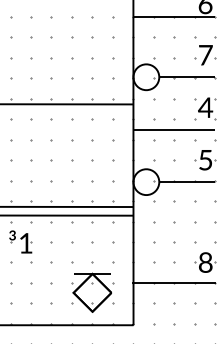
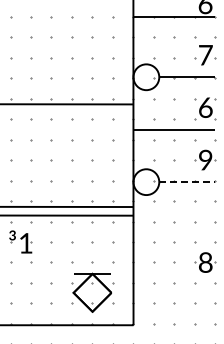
text: 4 -> 6 (205, 107)
text: 5 -> 9 (205, 159)
line: solid -> dashed (187, 182)
line: present -> none (174, 282)
